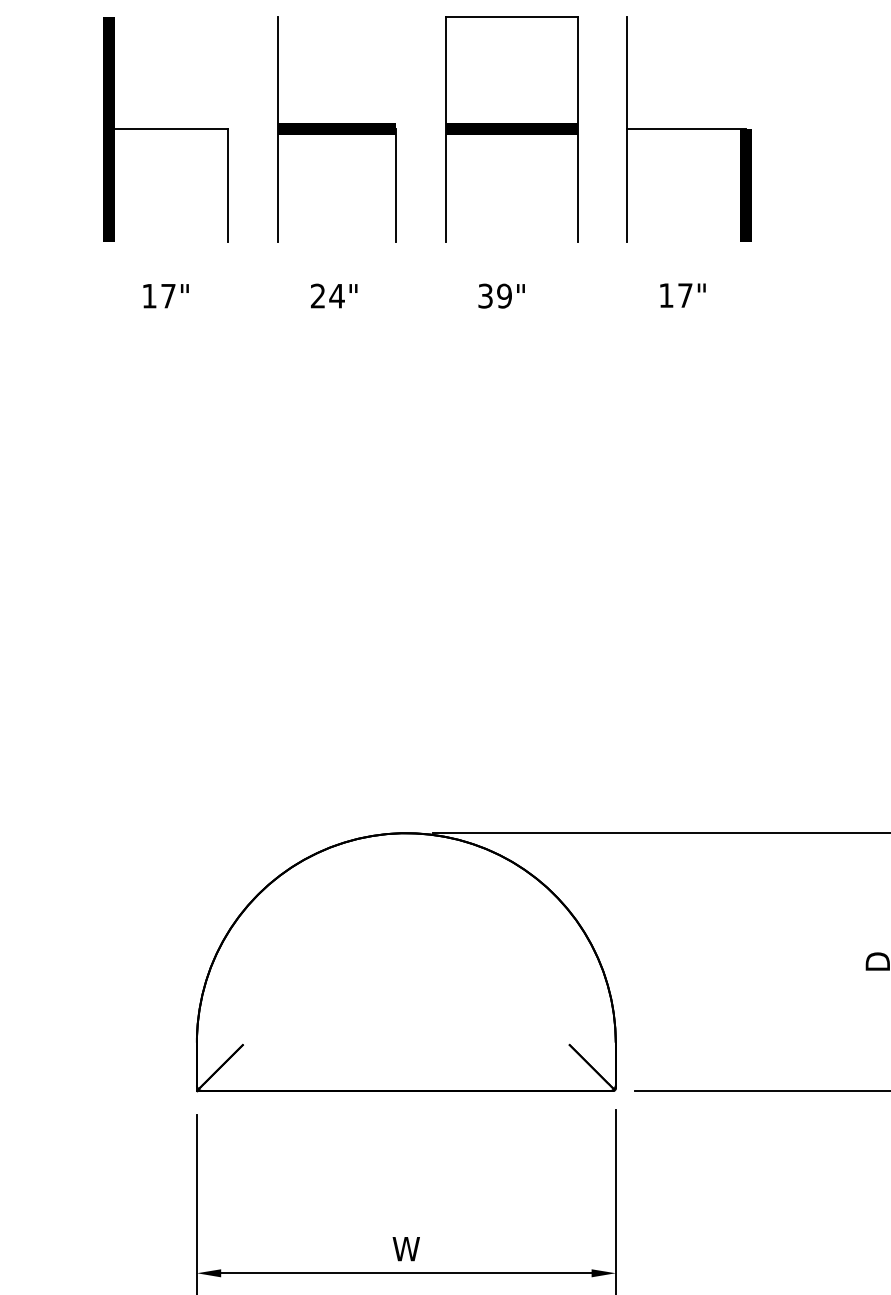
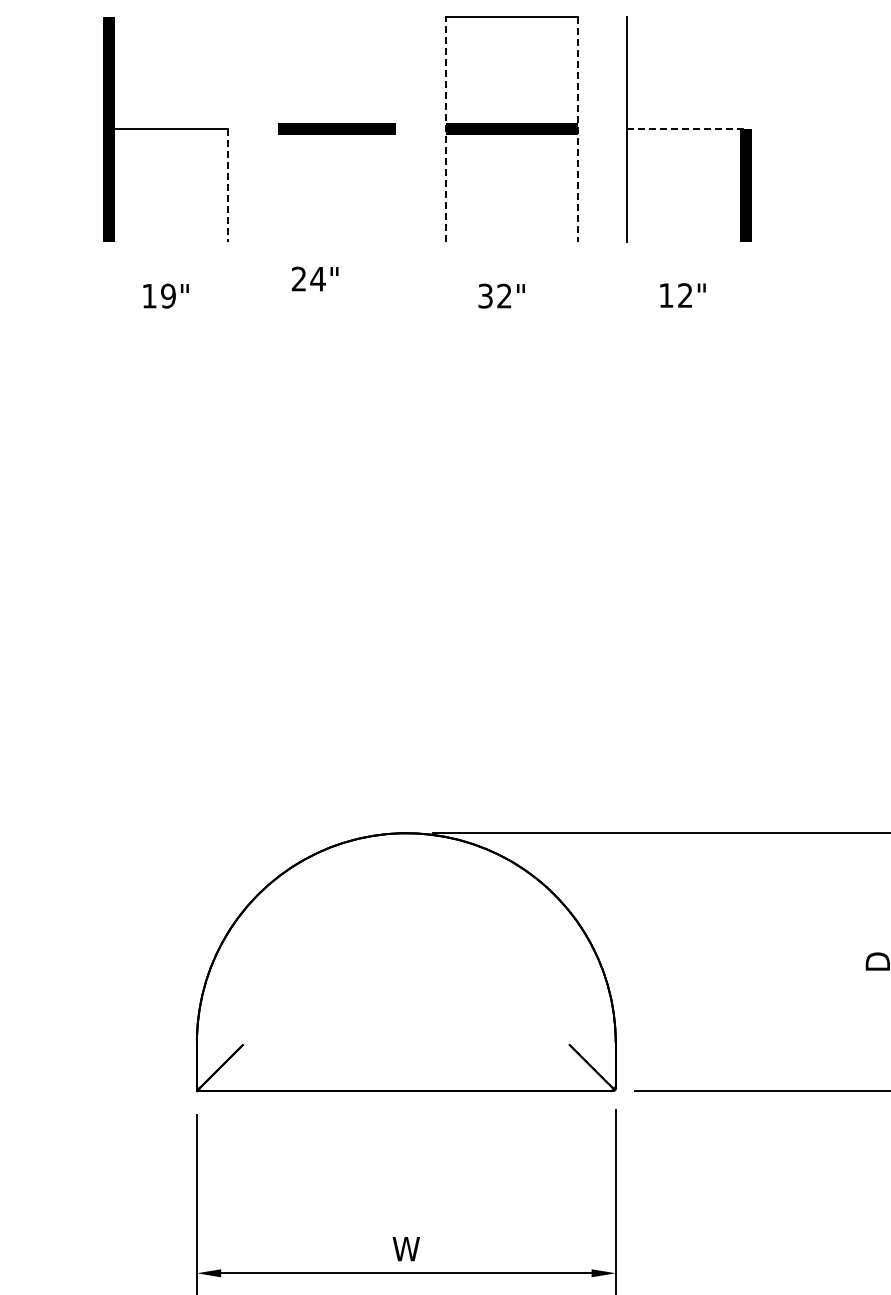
line: solid -> dashed (446, 128)
line: present -> none (277, 129)
line: solid -> dashed (577, 129)
line: solid -> dashed (687, 129)
line: present -> none (396, 185)
line: solid -> dashed (228, 186)
text: 17" -> 19" (168, 295)
text position: (334, 295) -> (315, 278) (315, 278)
text: 39" -> 32" (504, 295)
text: 17" -> 12" (685, 295)
